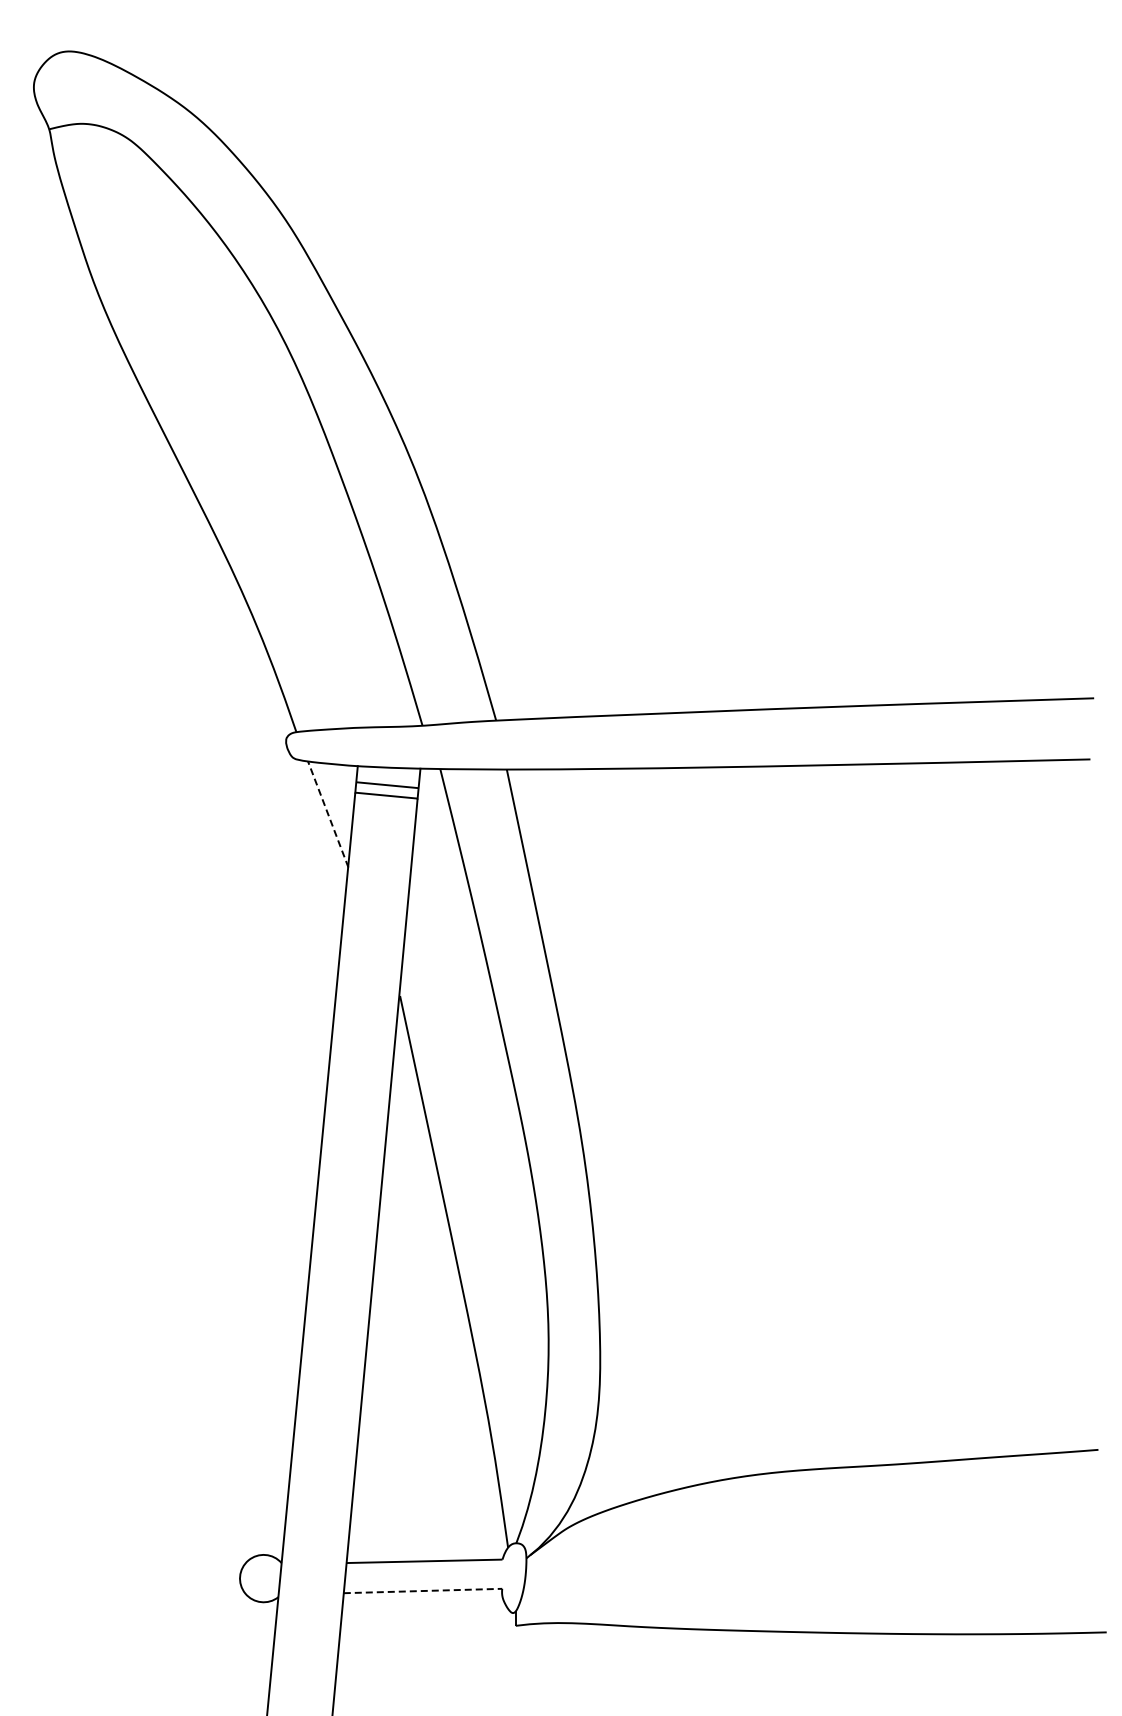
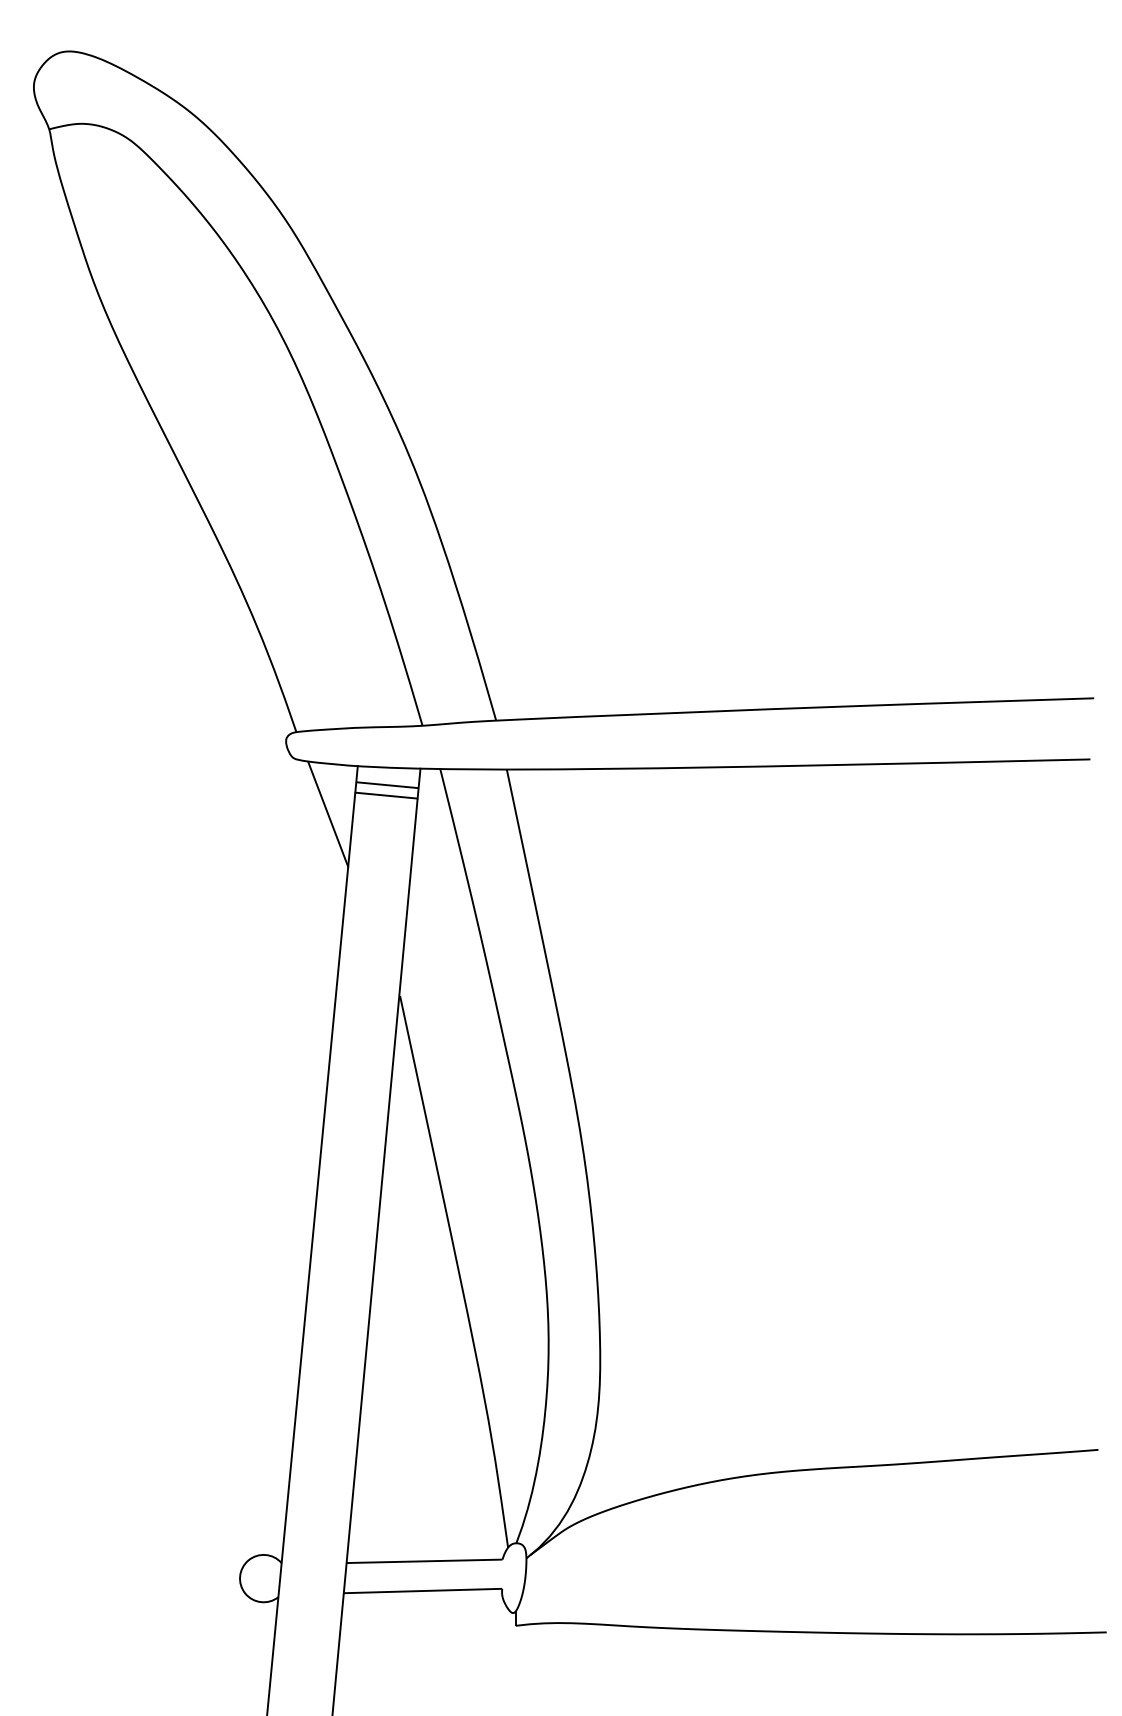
line: dashed -> solid (328, 814)
line: dashed -> solid (423, 1591)
